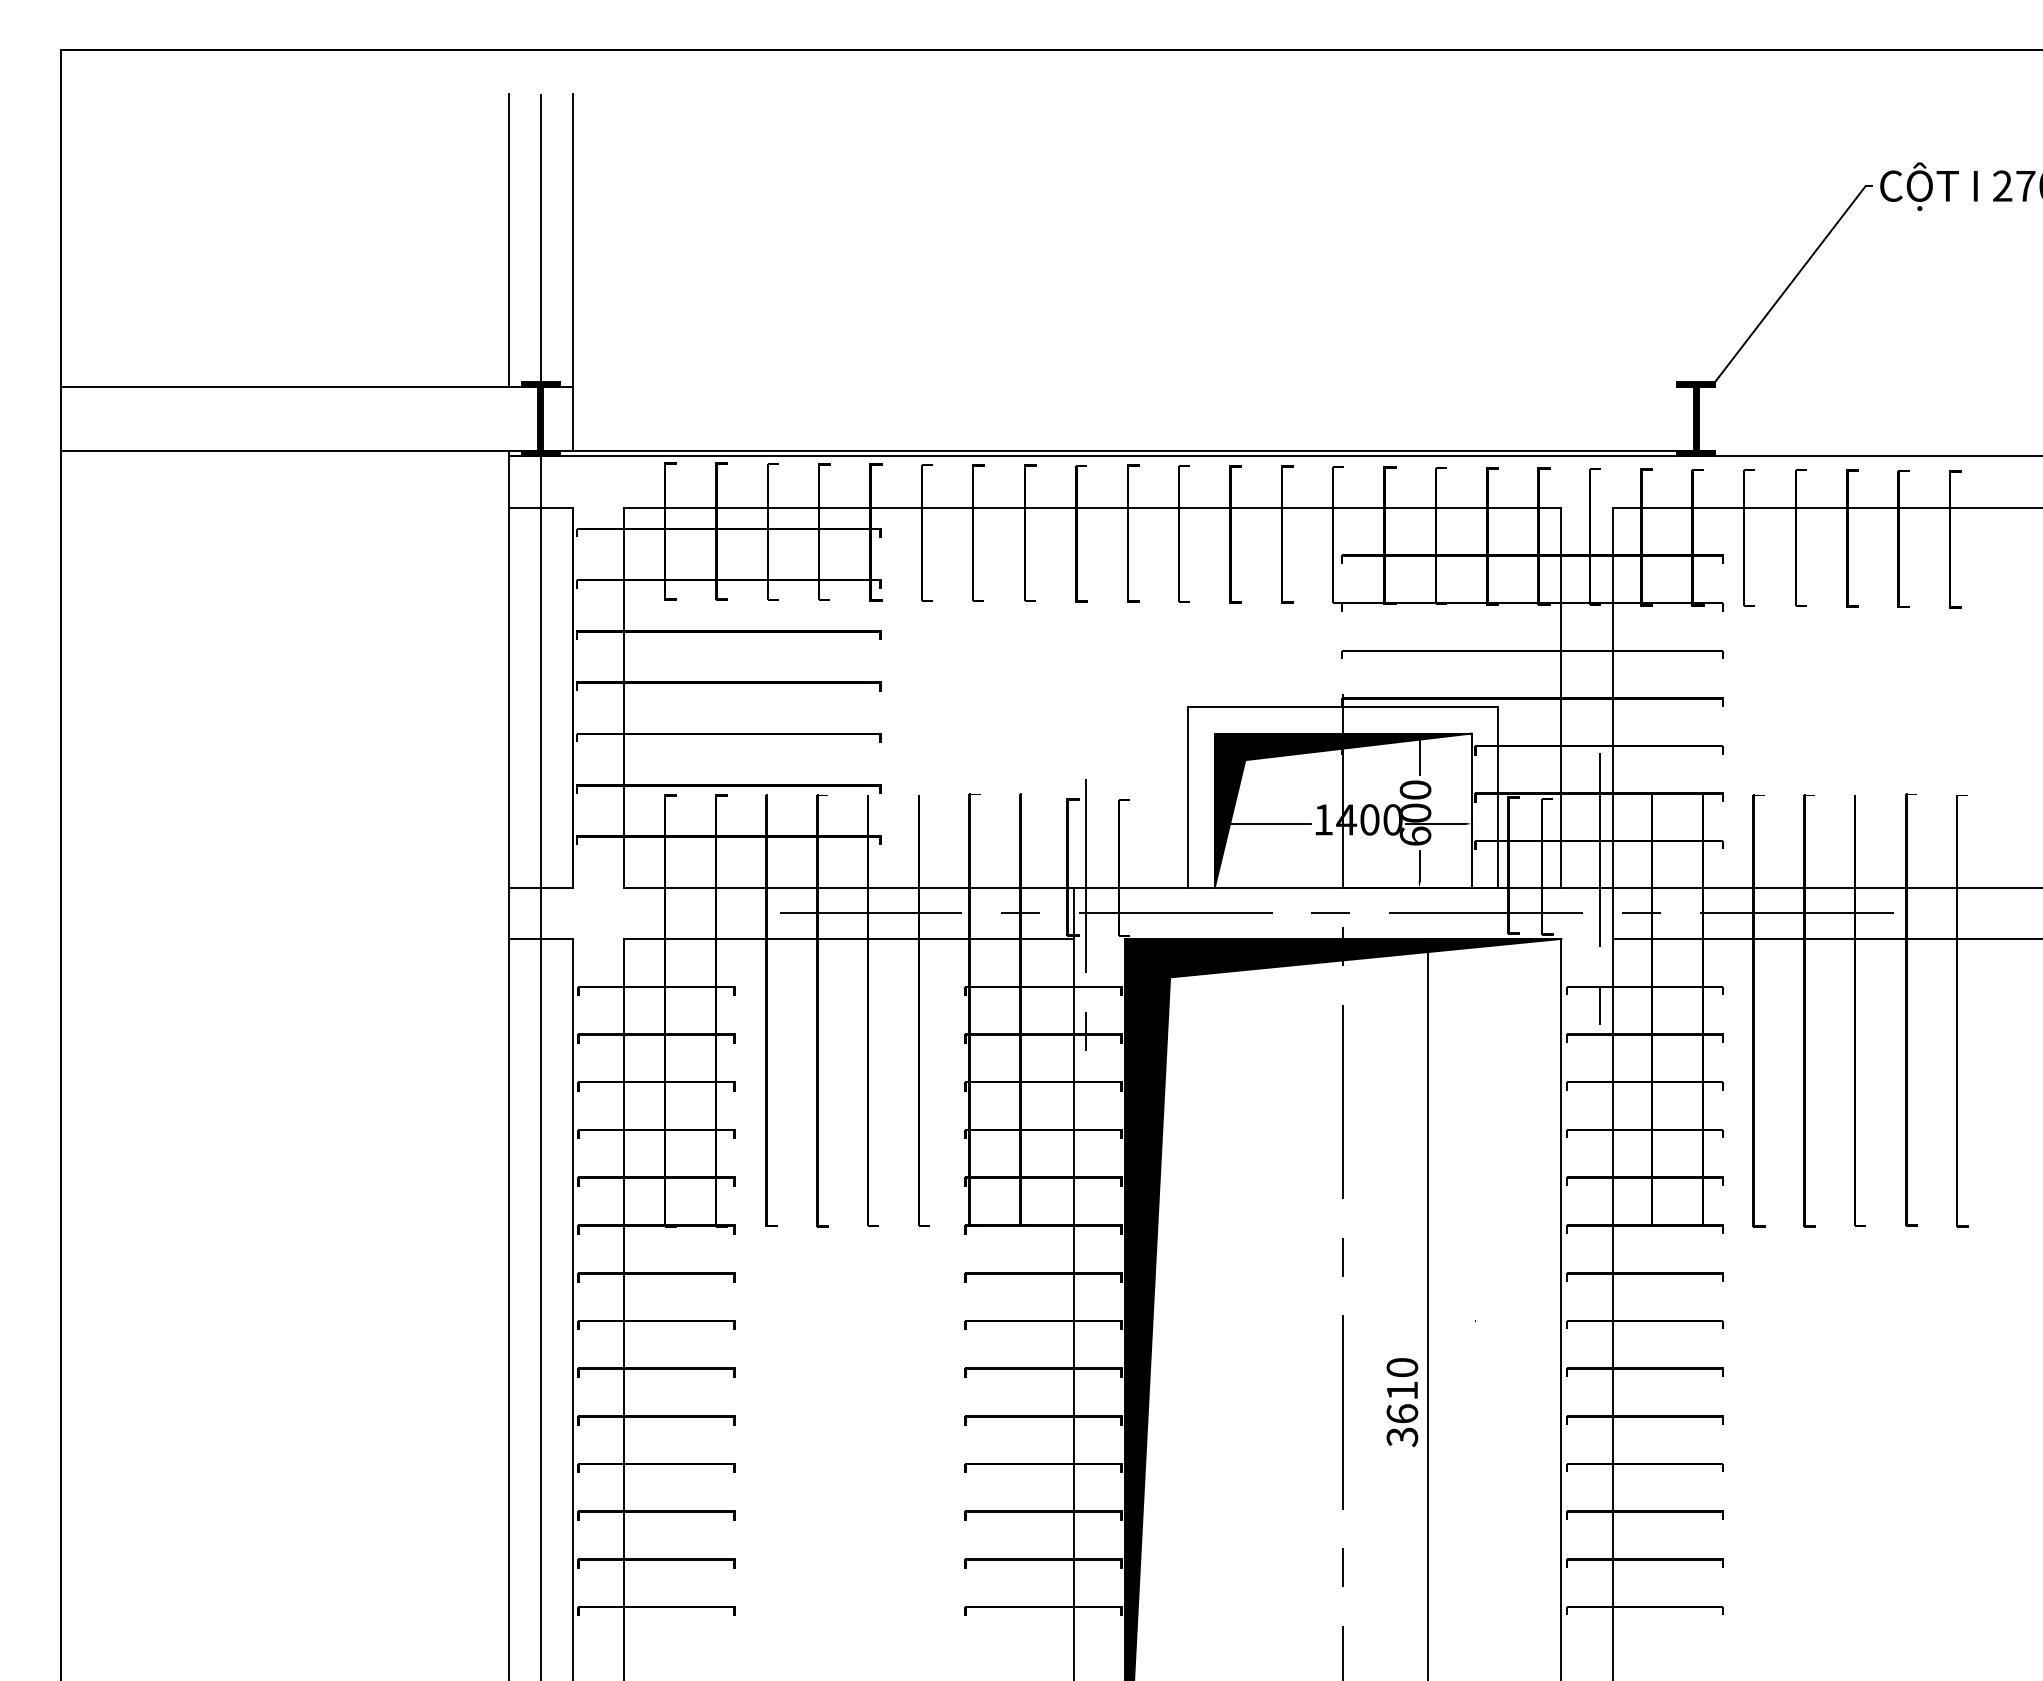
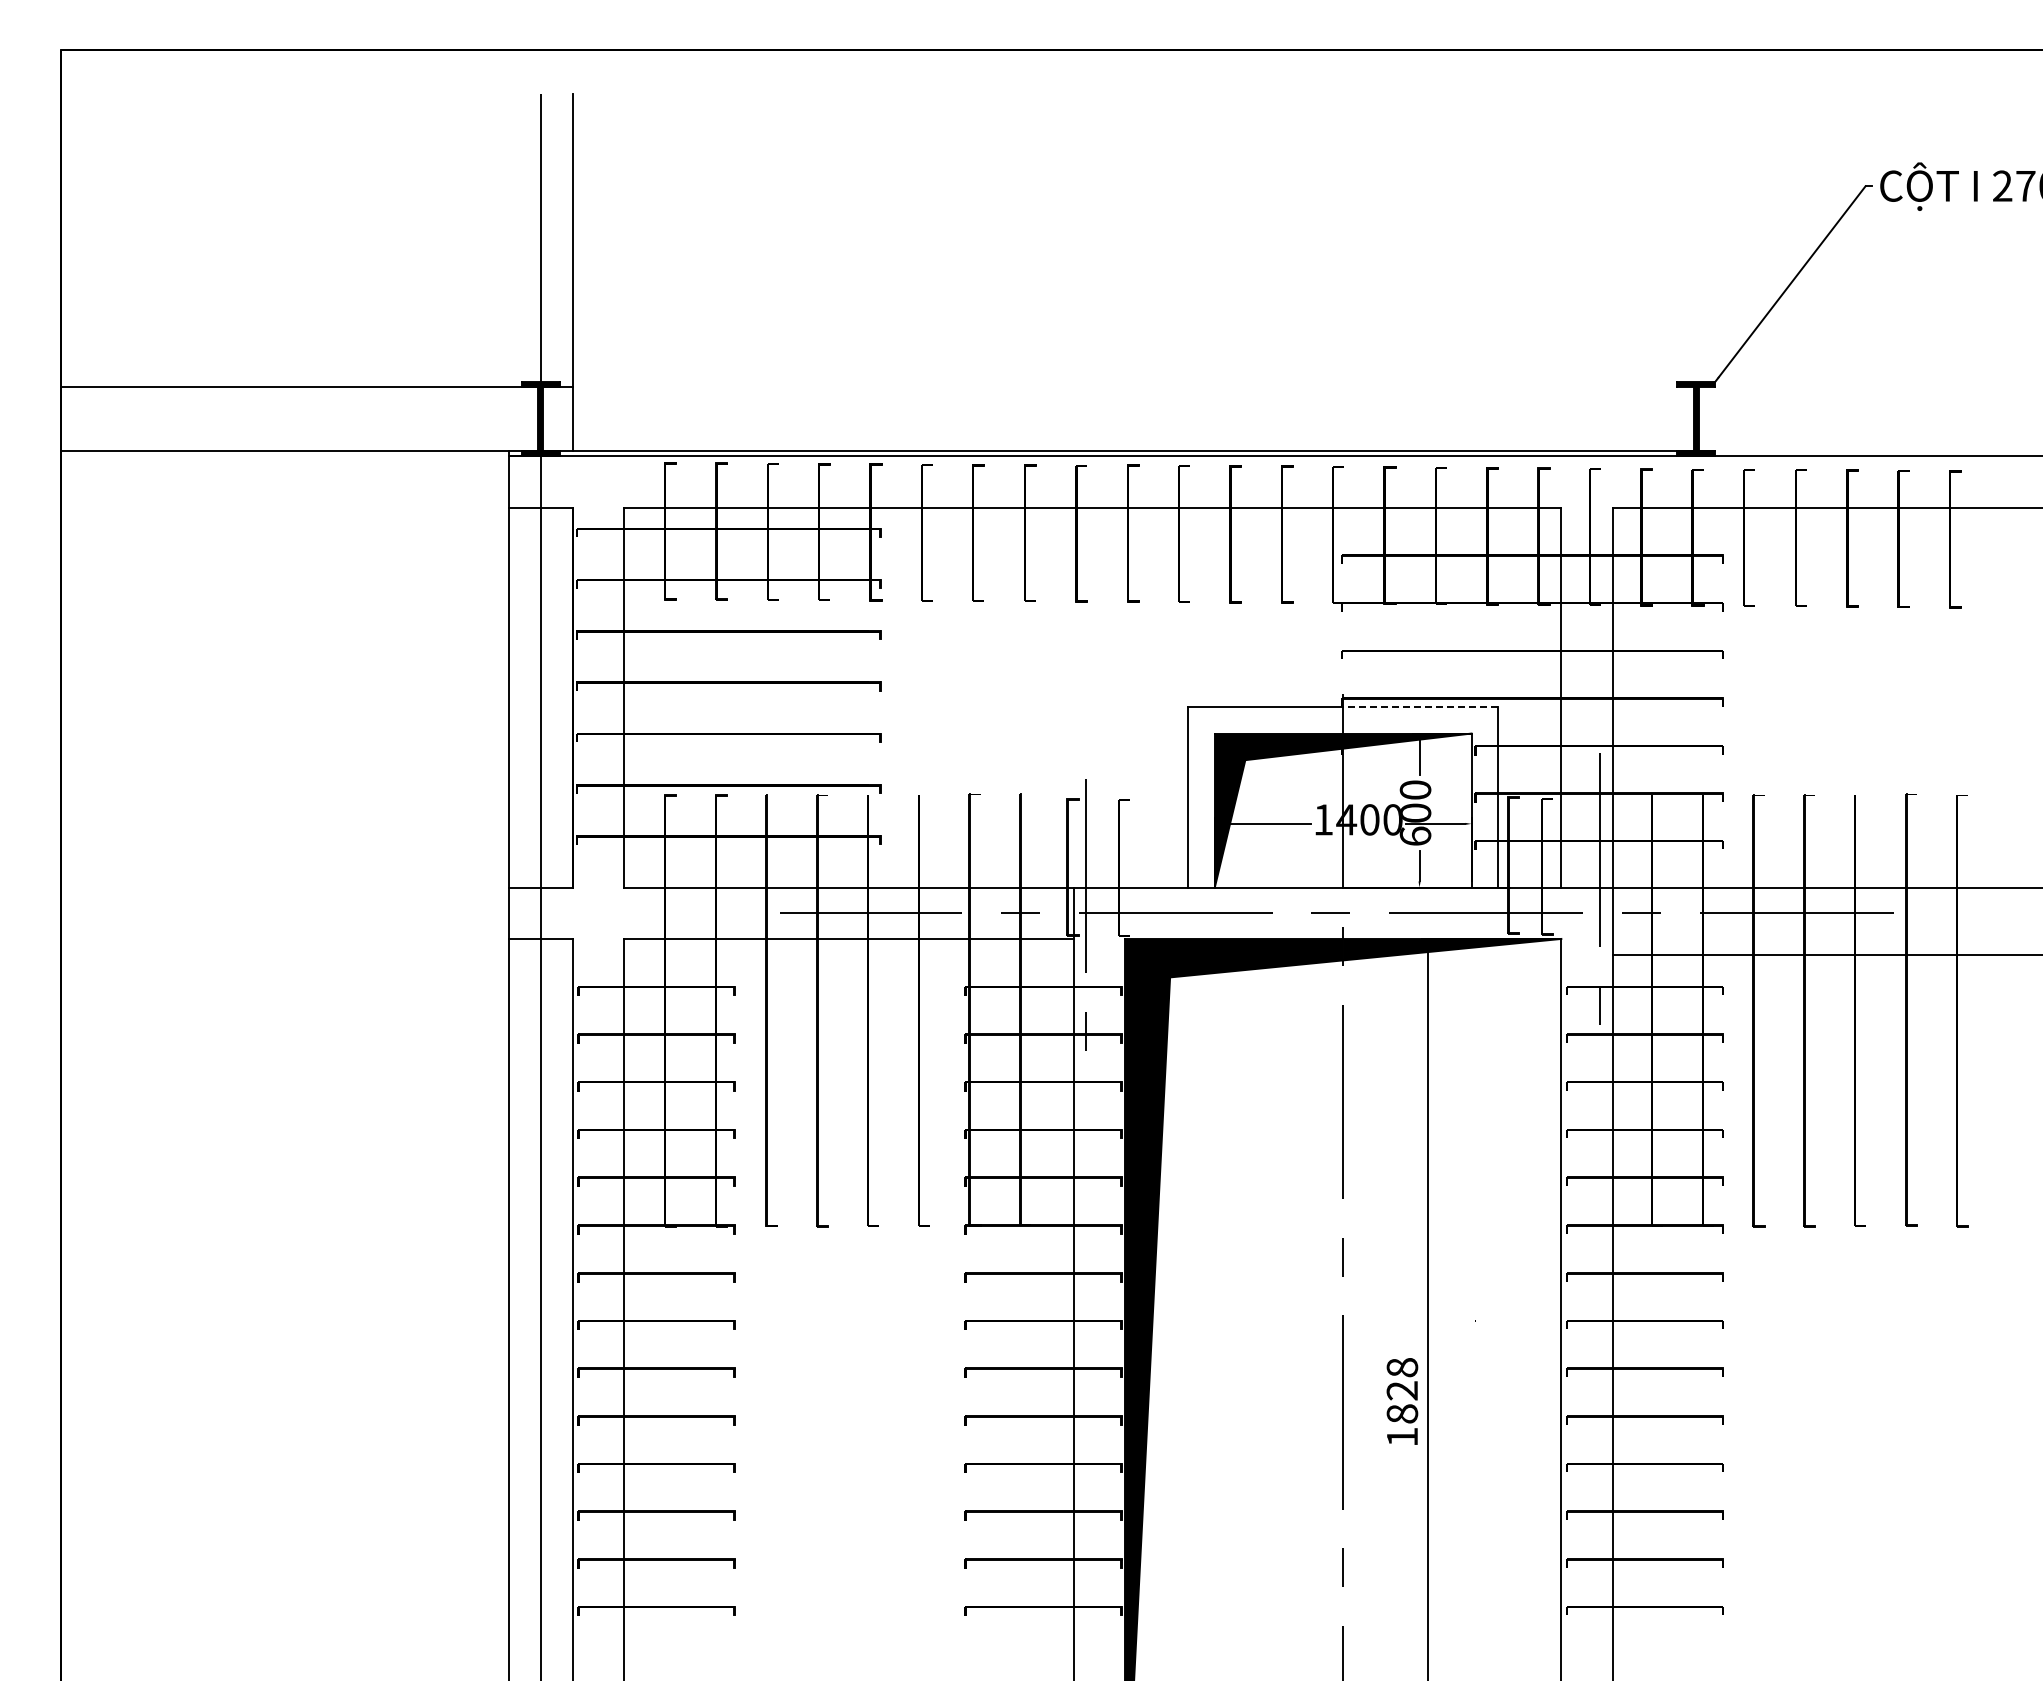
line: present -> none (508, 240)
line: solid -> dashed (1420, 706)
line position: (1825, 938) -> (1825, 954) (1825, 954)
text: 3610 -> 1828 (1402, 1402)
